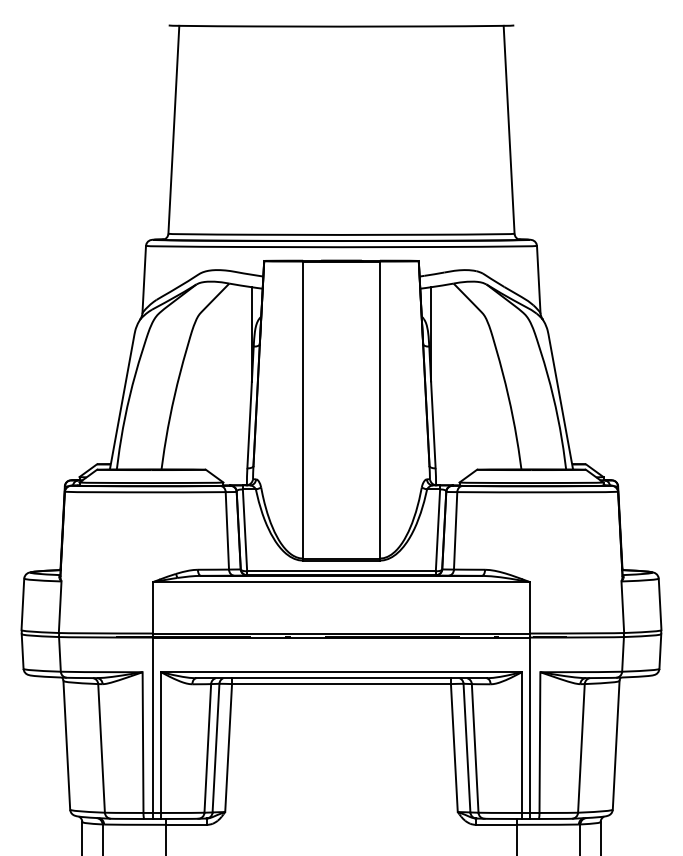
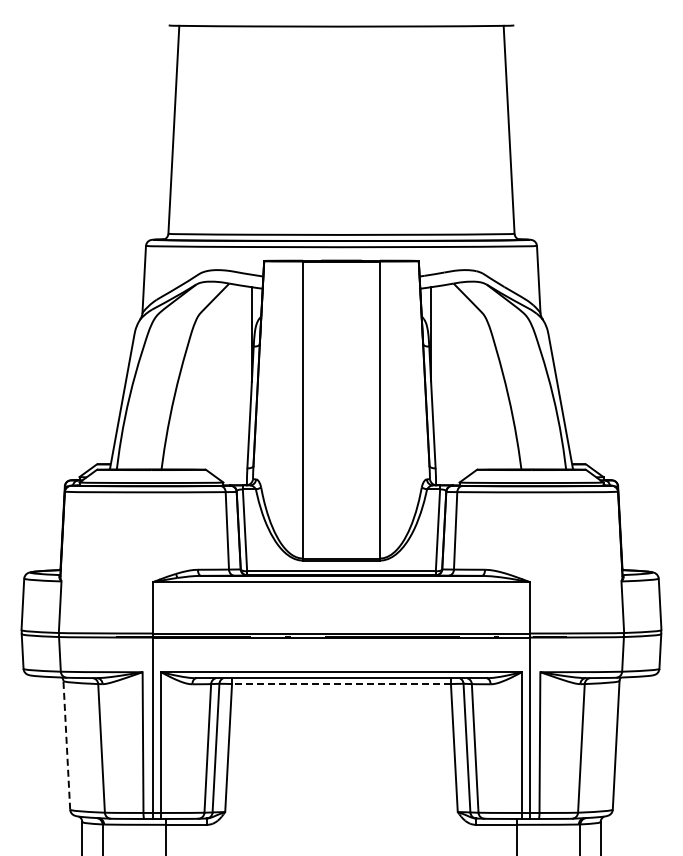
line: solid -> dashed (341, 684)
line: solid -> dashed (66, 744)
